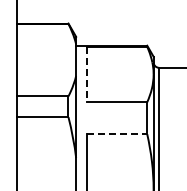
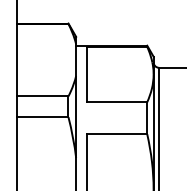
line: dashed -> solid (87, 74)
line: dashed -> solid (117, 134)
